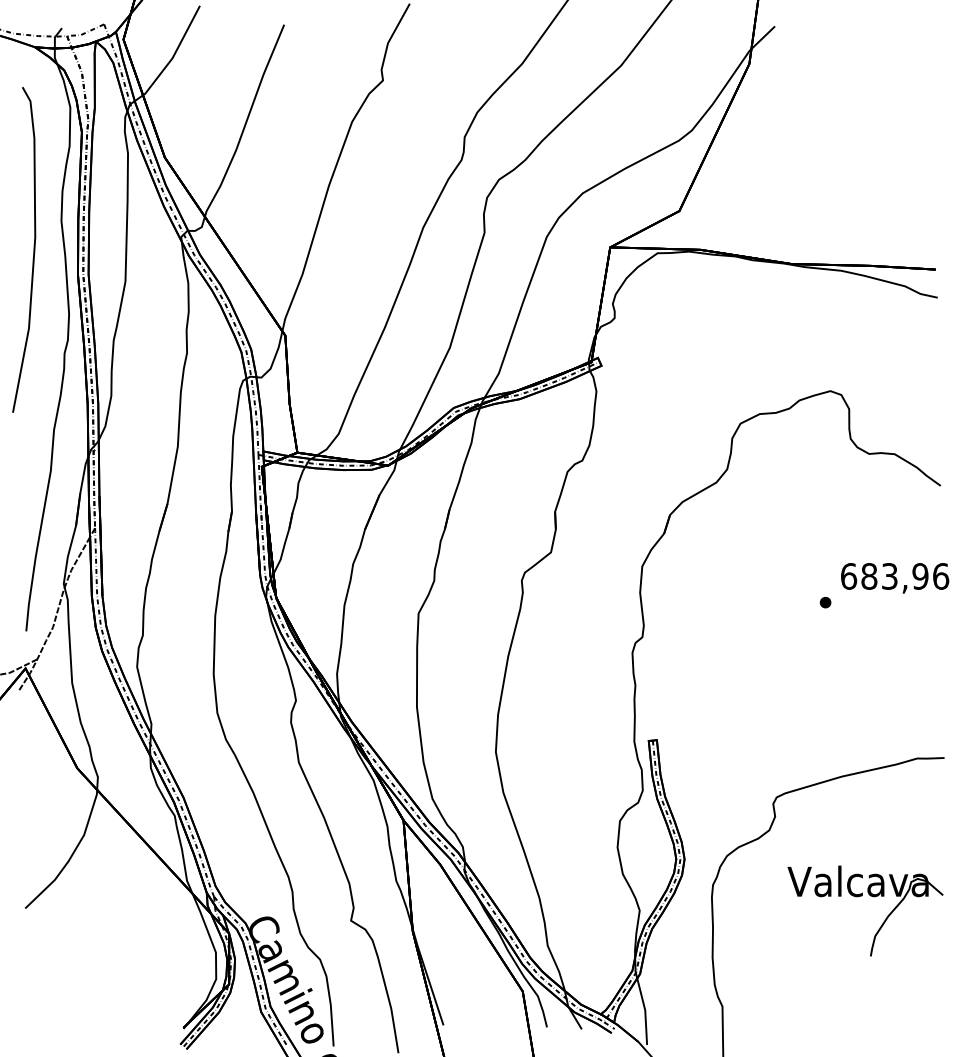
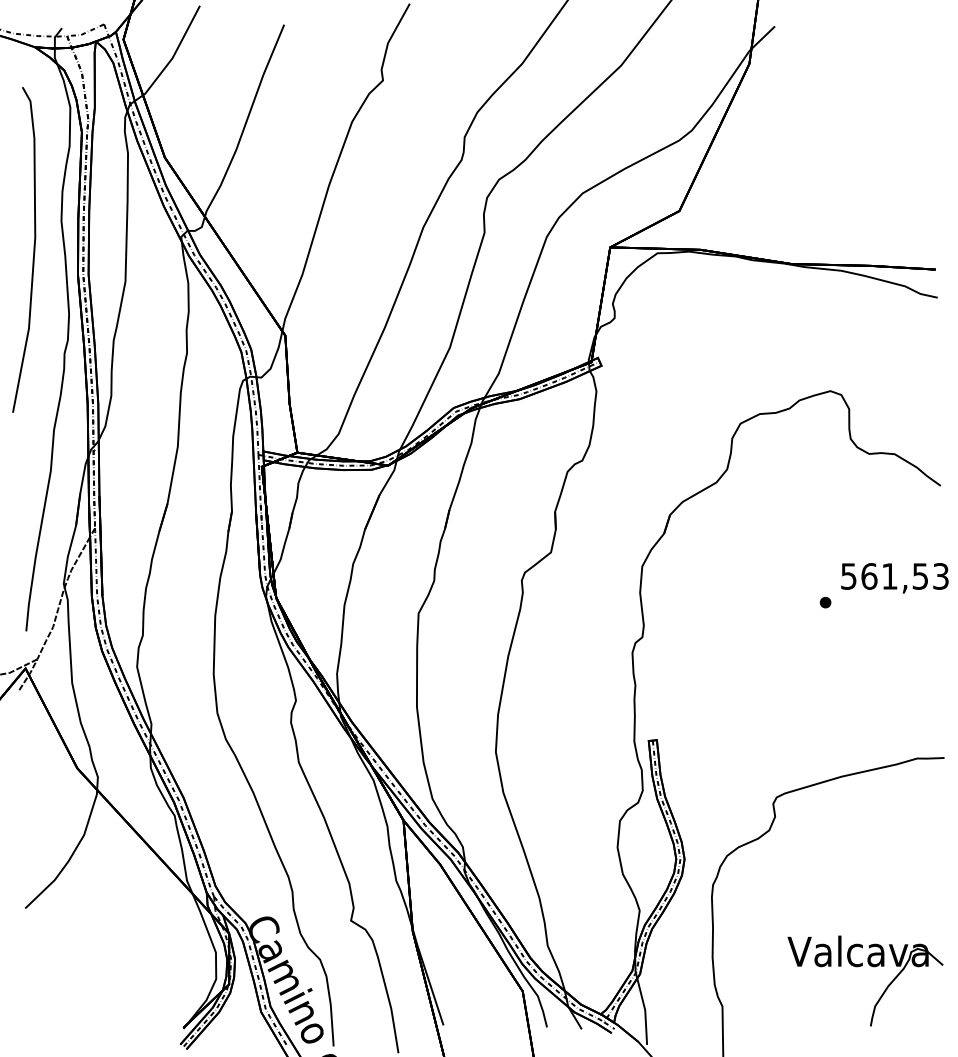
text: 683,96 -> 561,53 (895, 576)
part position: (861, 896) -> (861, 966) (861, 966)
